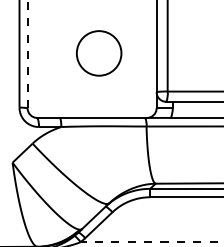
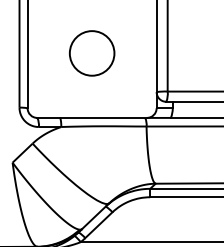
circle position: (99, 53) -> (92, 53) (92, 53)
line: dashed -> solid (27, 54)
line: dashed -> solid (151, 242)
